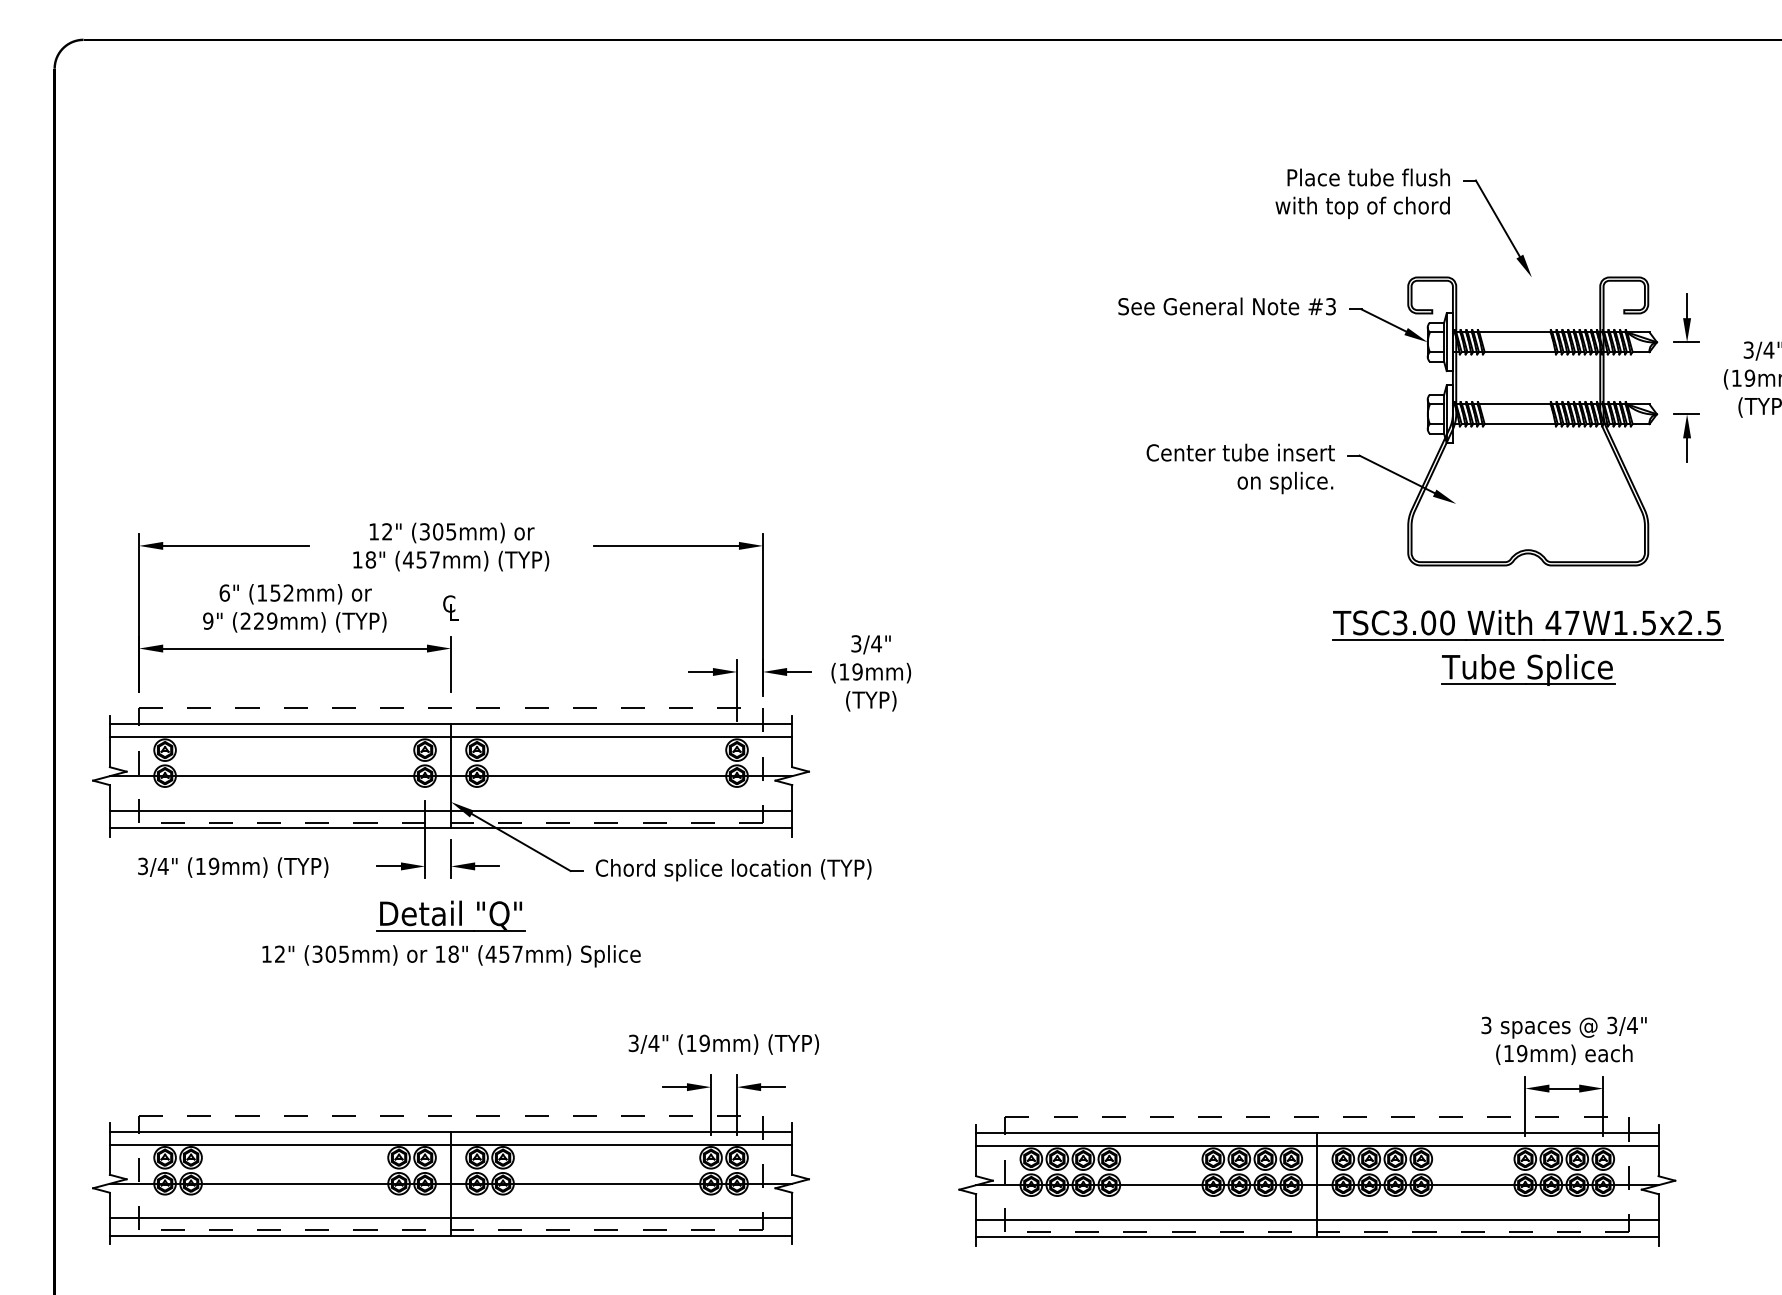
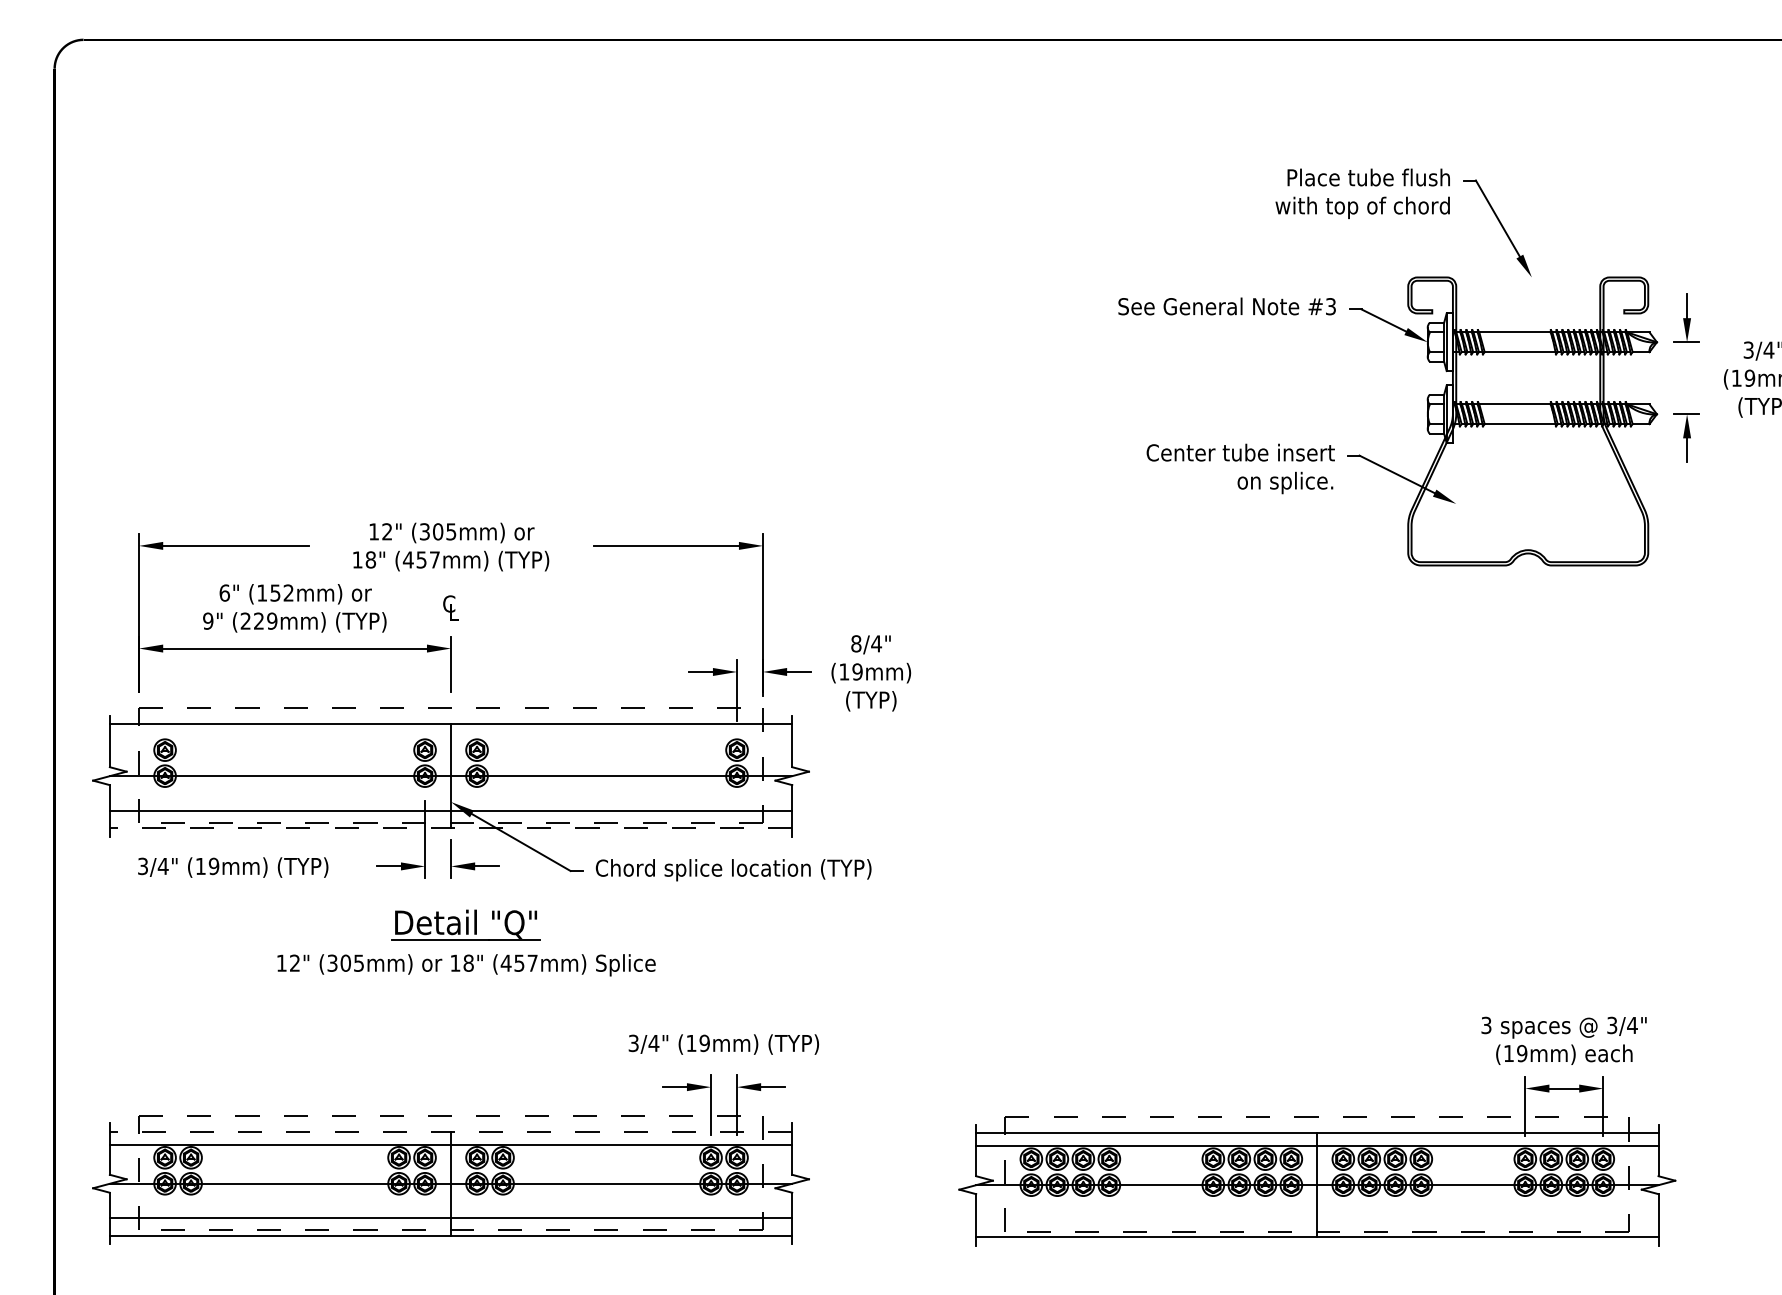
part: present -> none (1527, 640)
text: 3/4" -> 8/4" (856, 643)
line: present -> none (450, 737)
line: solid -> dashed (450, 828)
part position: (451, 933) -> (466, 942) (466, 942)
line: solid -> dashed (450, 1131)
line: present -> none (1317, 1219)
